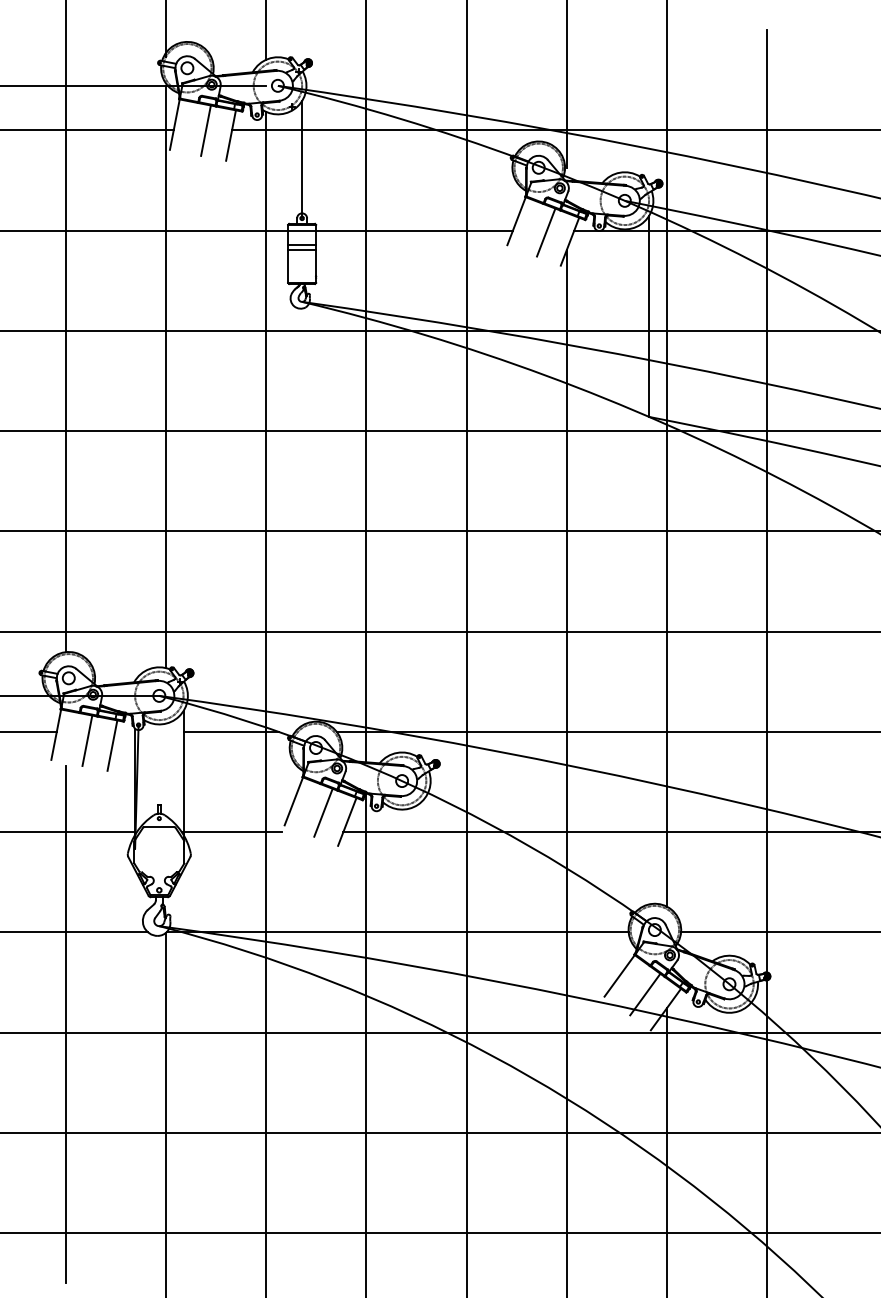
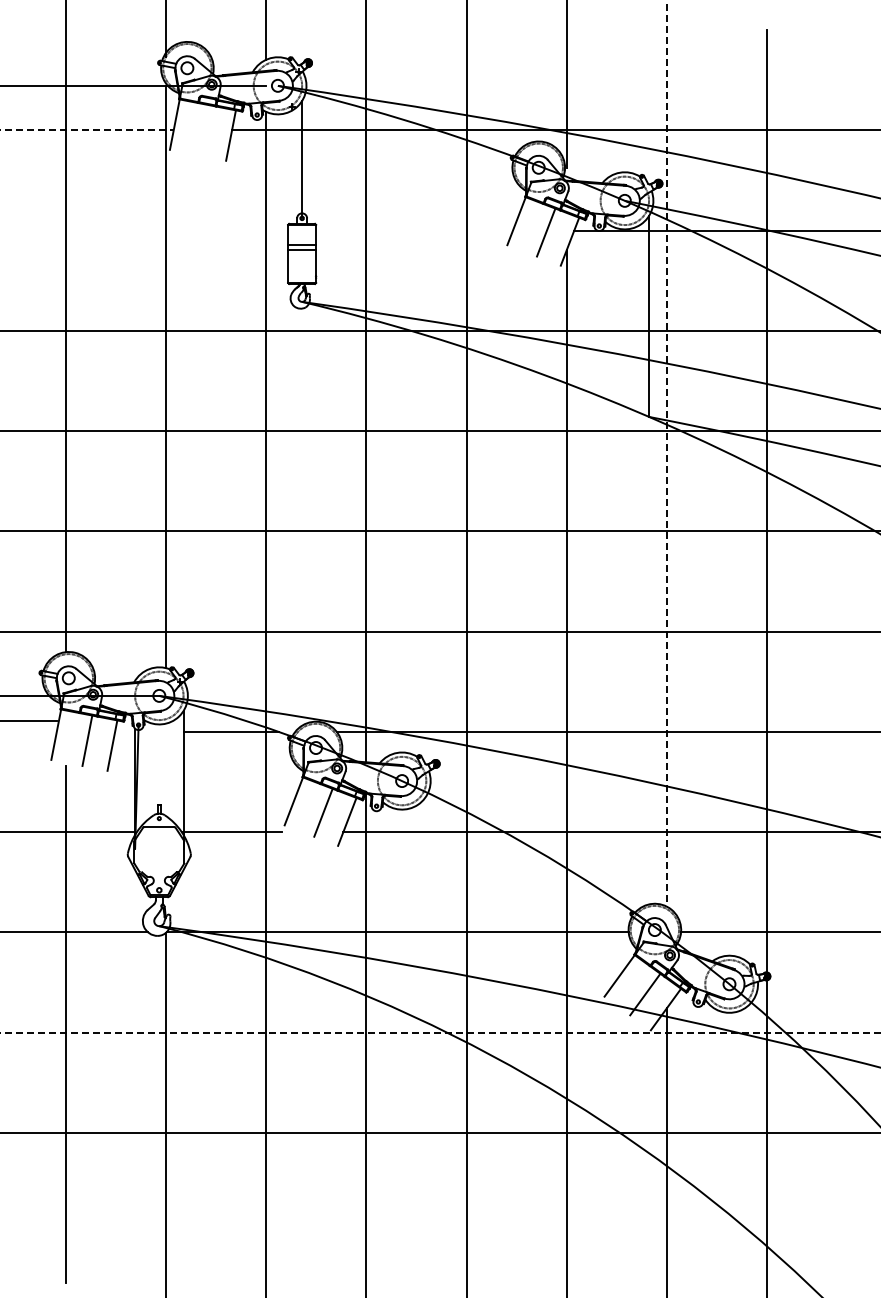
line: solid -> dashed (87, 130)
line: present -> none (205, 130)
line: present -> none (257, 230)
line: solid -> dashed (667, 453)
line position: (29, 731) -> (29, 720) (29, 720)
line: solid -> dashed (441, 1032)
line: present -> none (439, 1233)
